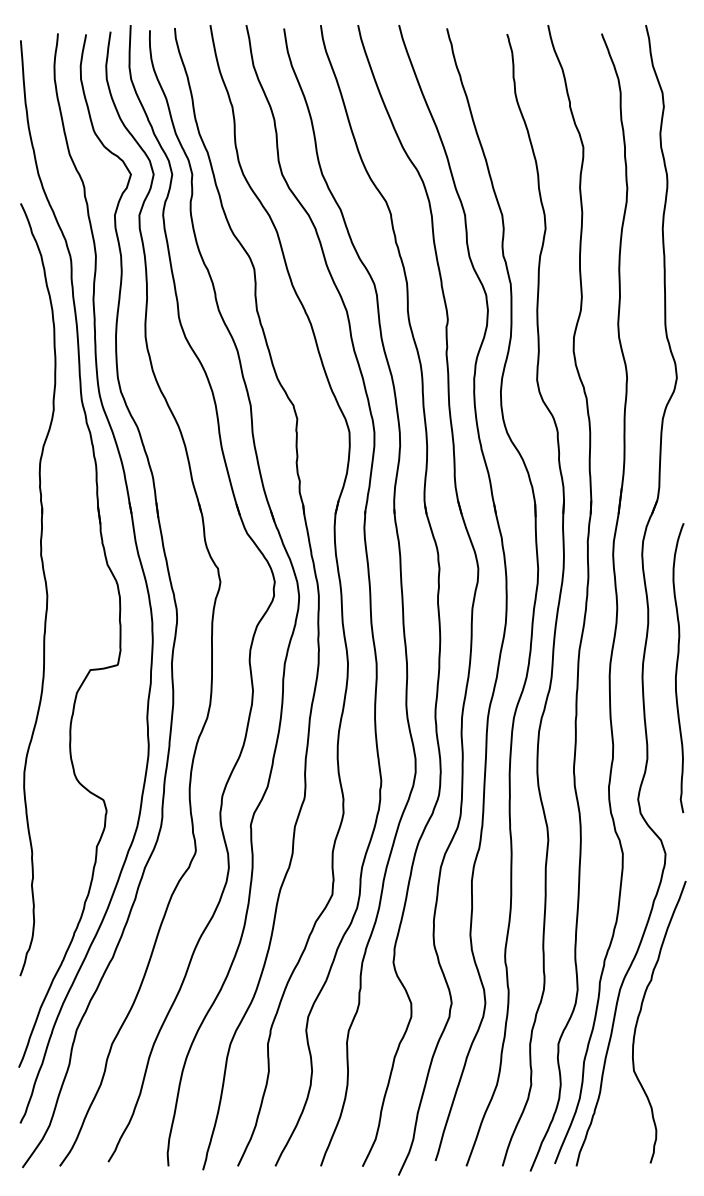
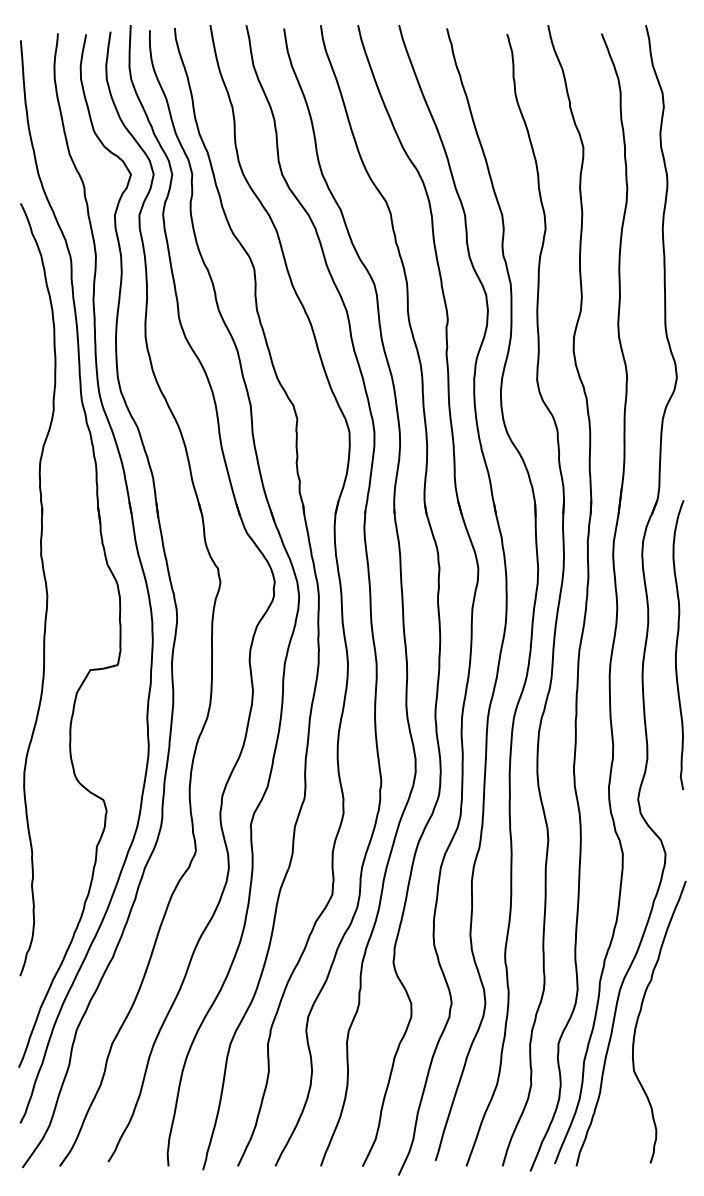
curve position: (677, 668) -> (677, 645) (677, 645)
